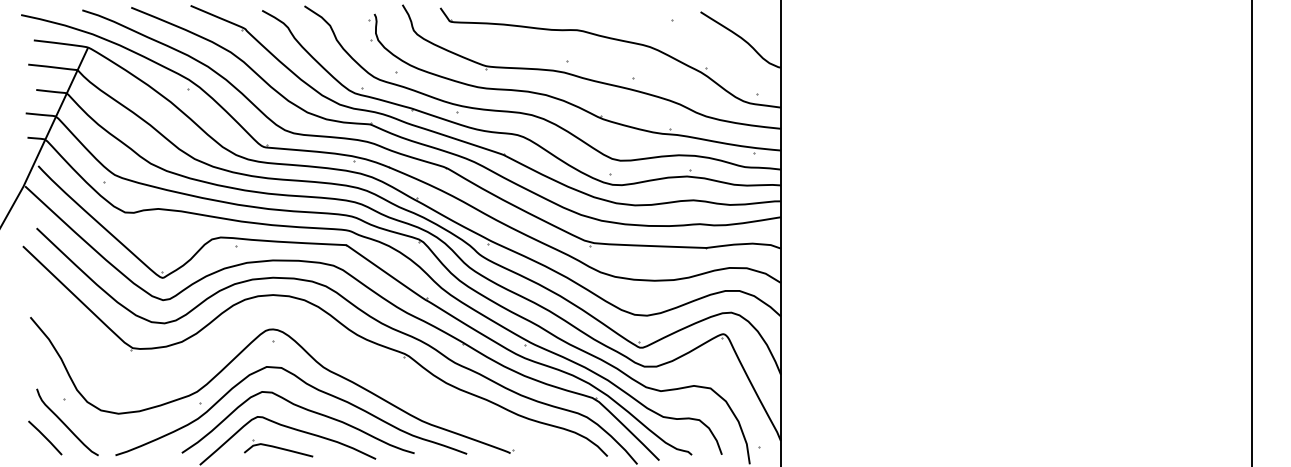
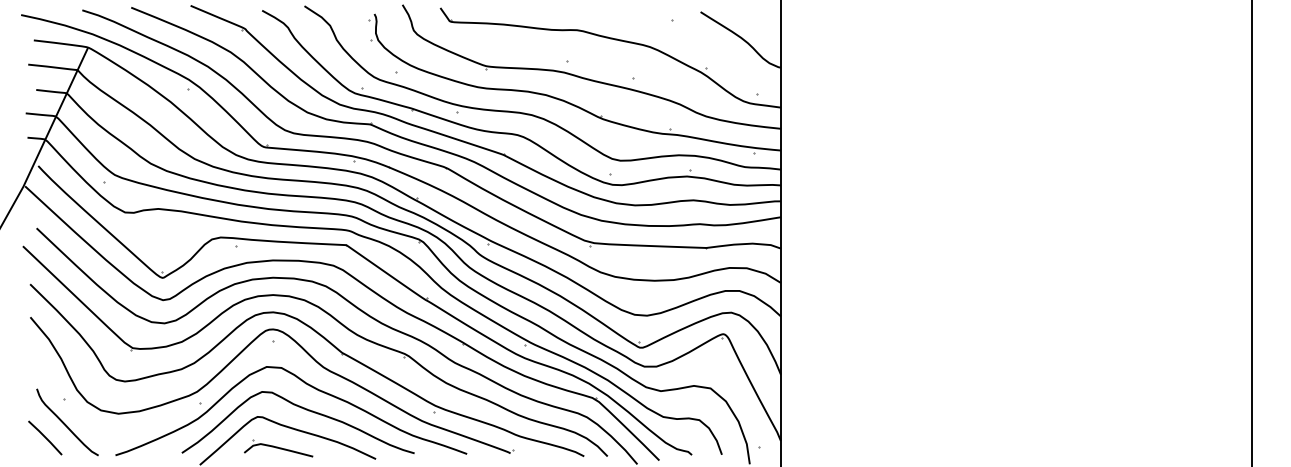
part: none -> present (326, 341)
